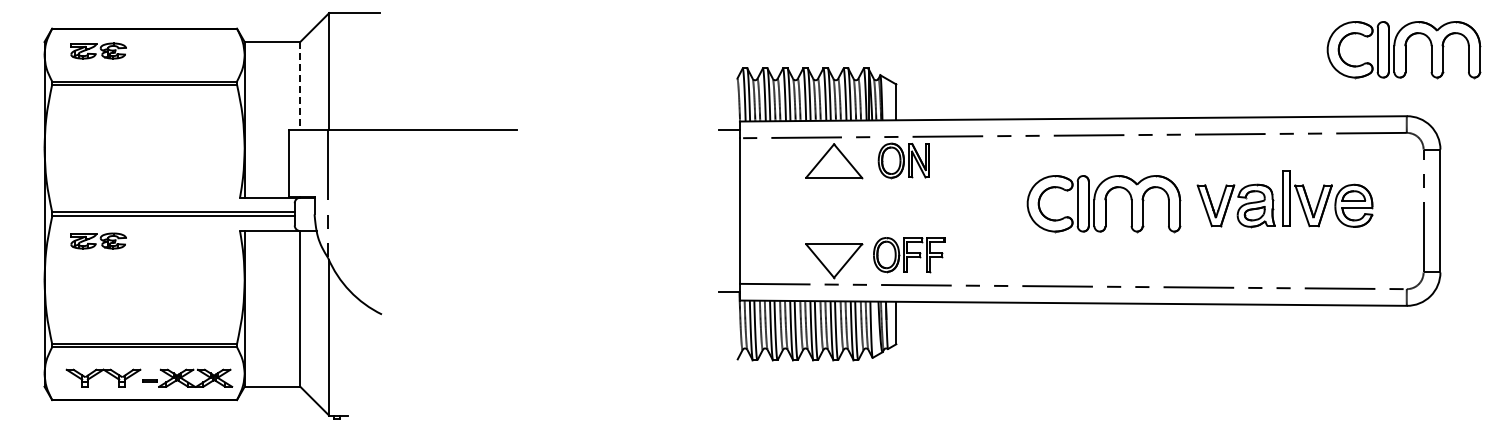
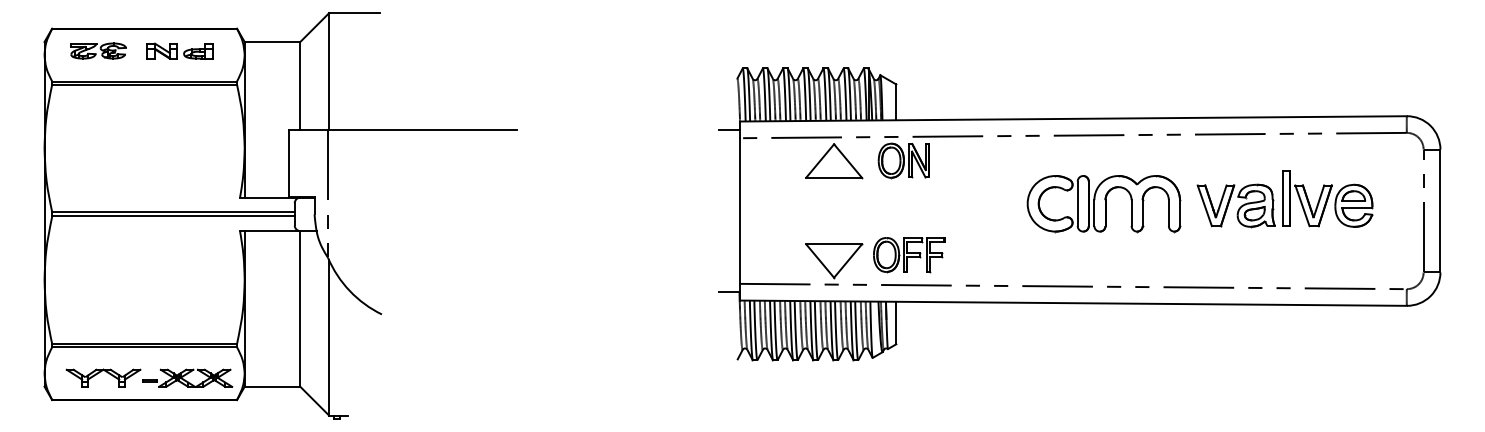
part: none -> present (179, 50)
part: present -> none (1403, 50)
line: dashed -> solid (300, 85)
part: present -> none (98, 240)
